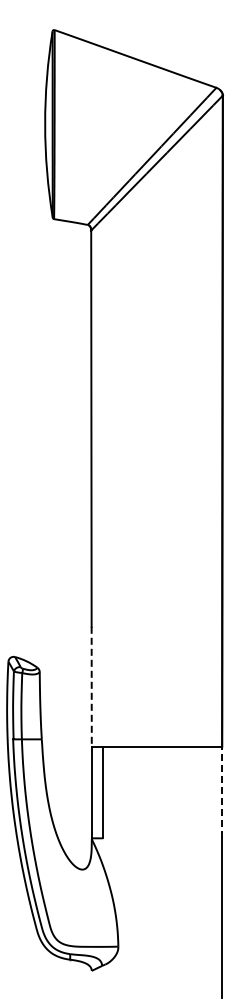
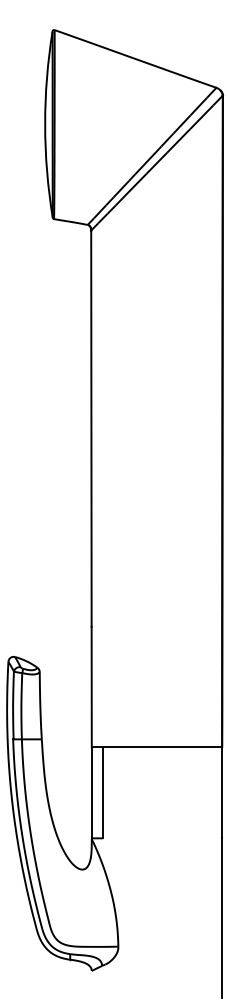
line: dashed -> solid (91, 687)
line: dashed -> solid (222, 792)
